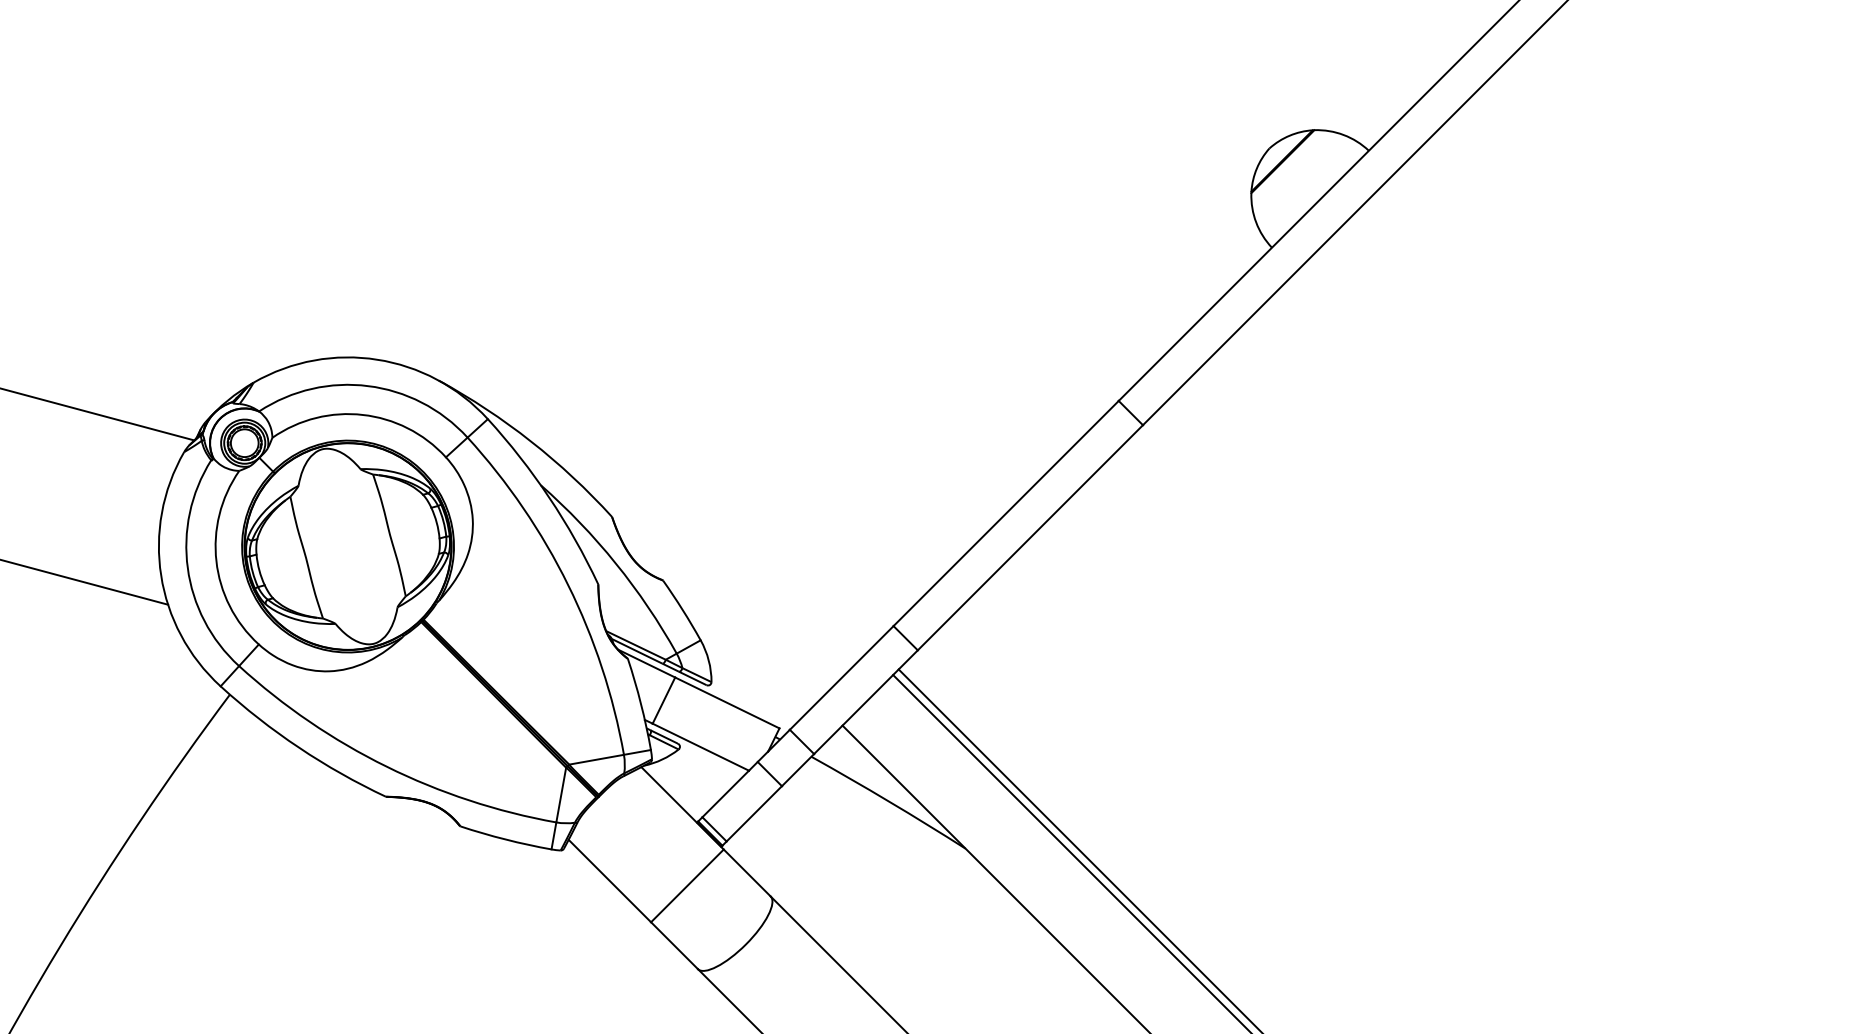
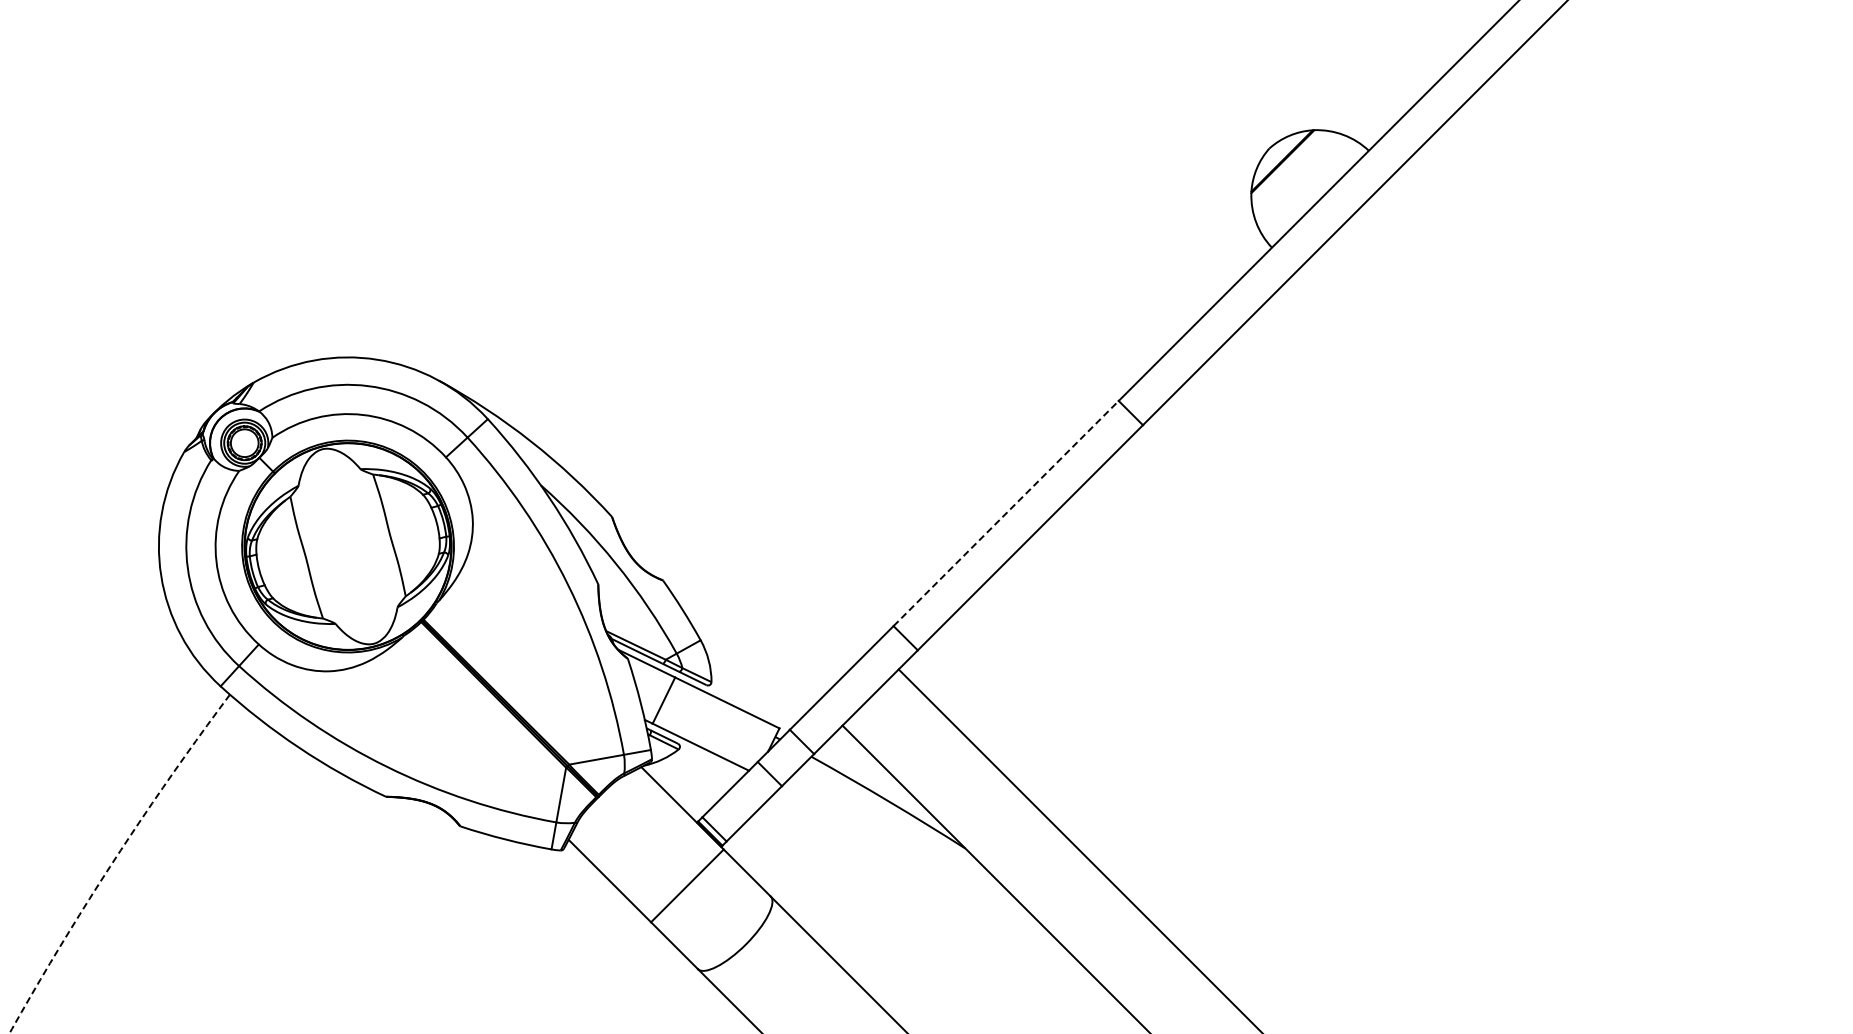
line: present -> none (98, 414)
line: solid -> dashed (1006, 513)
line: present -> none (85, 582)
line: present -> none (1070, 852)
arc: solid -> dashed (115, 858)
